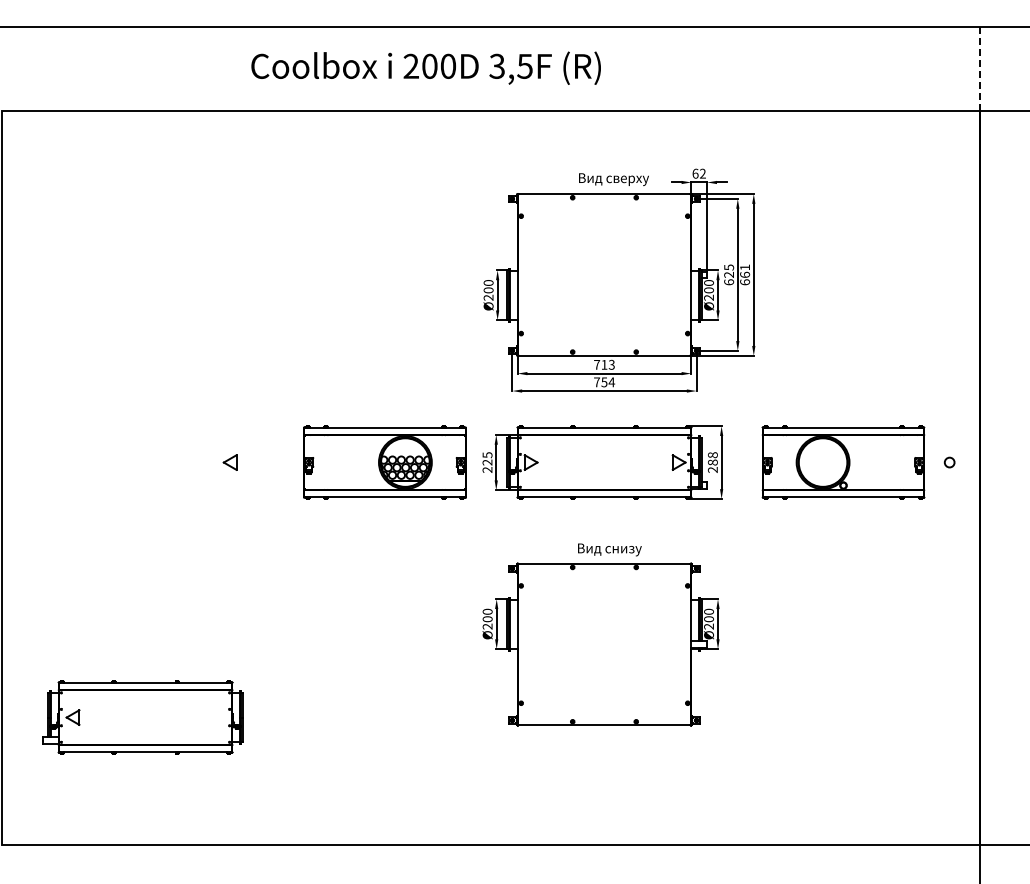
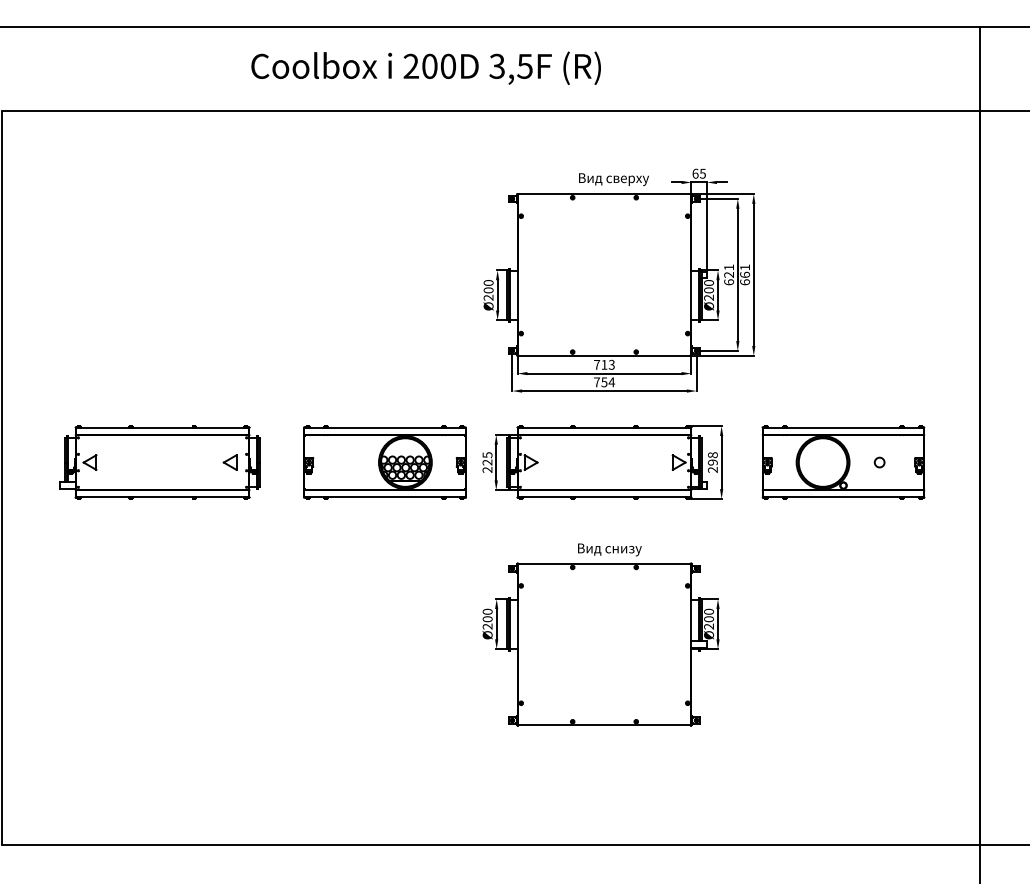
line: dashed -> solid (980, 68)
text: 62 -> 65 (702, 173)
text: 625 -> 621 (729, 267)
text: 288 -> 298 (712, 462)
circle position: (949, 462) -> (879, 462) (879, 462)
part position: (142, 717) -> (159, 462) (159, 462)
